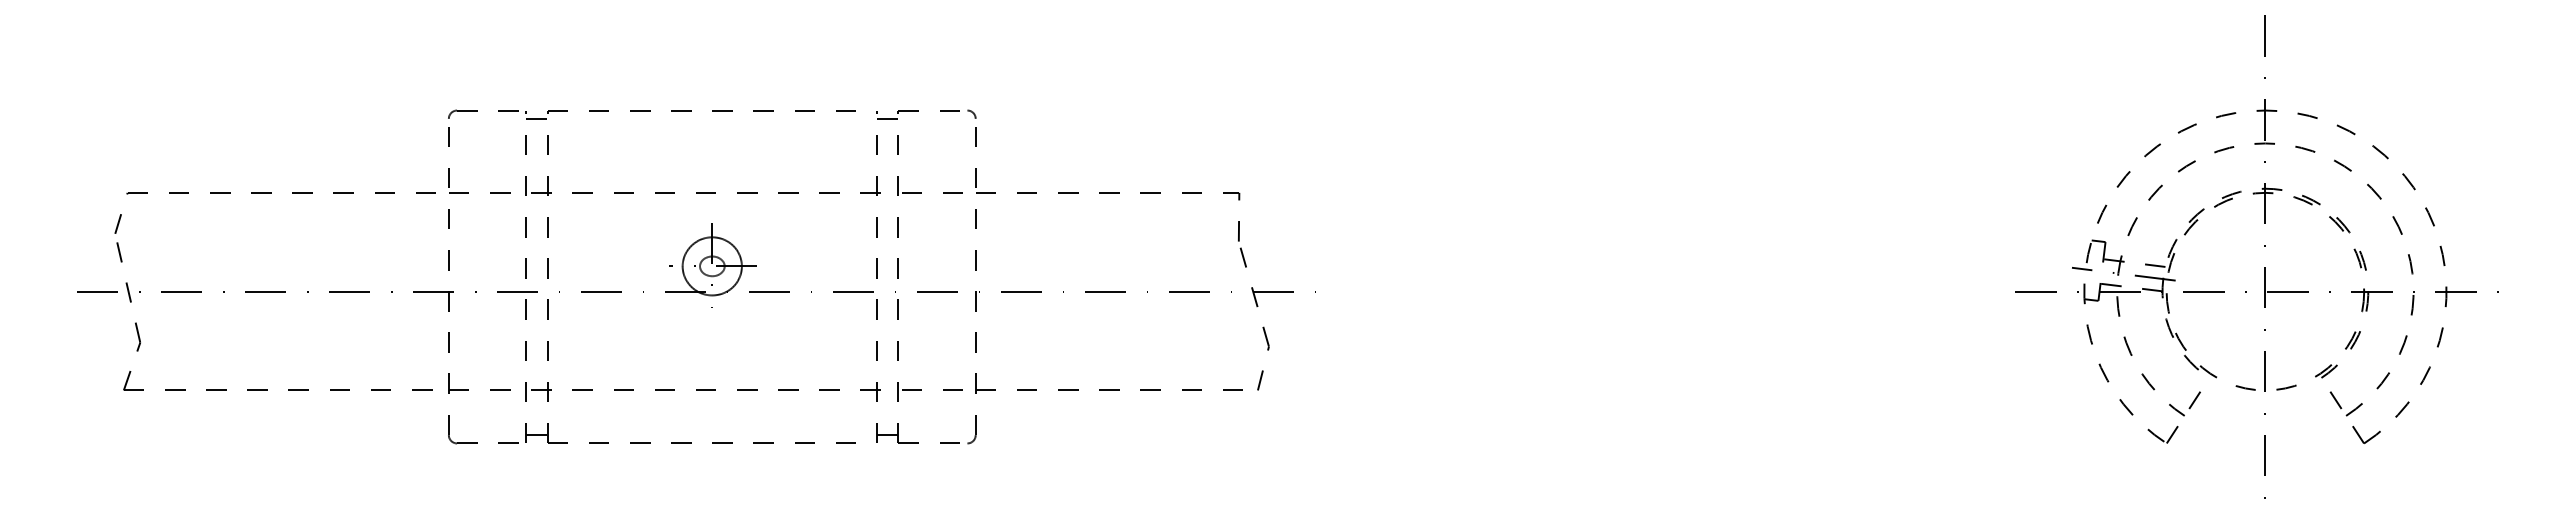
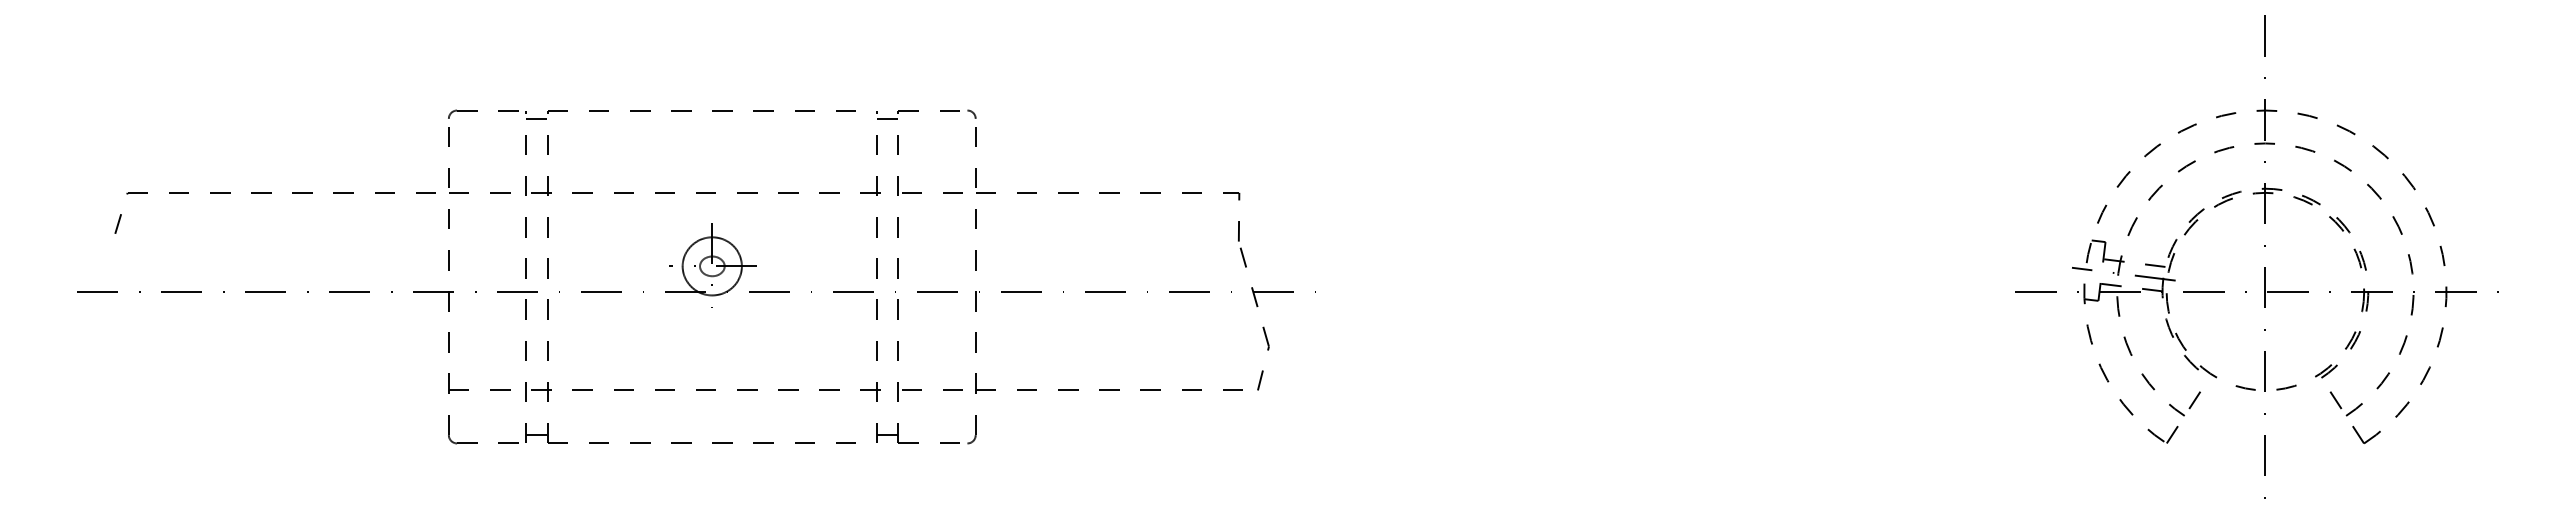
part: present -> none (267, 389)
